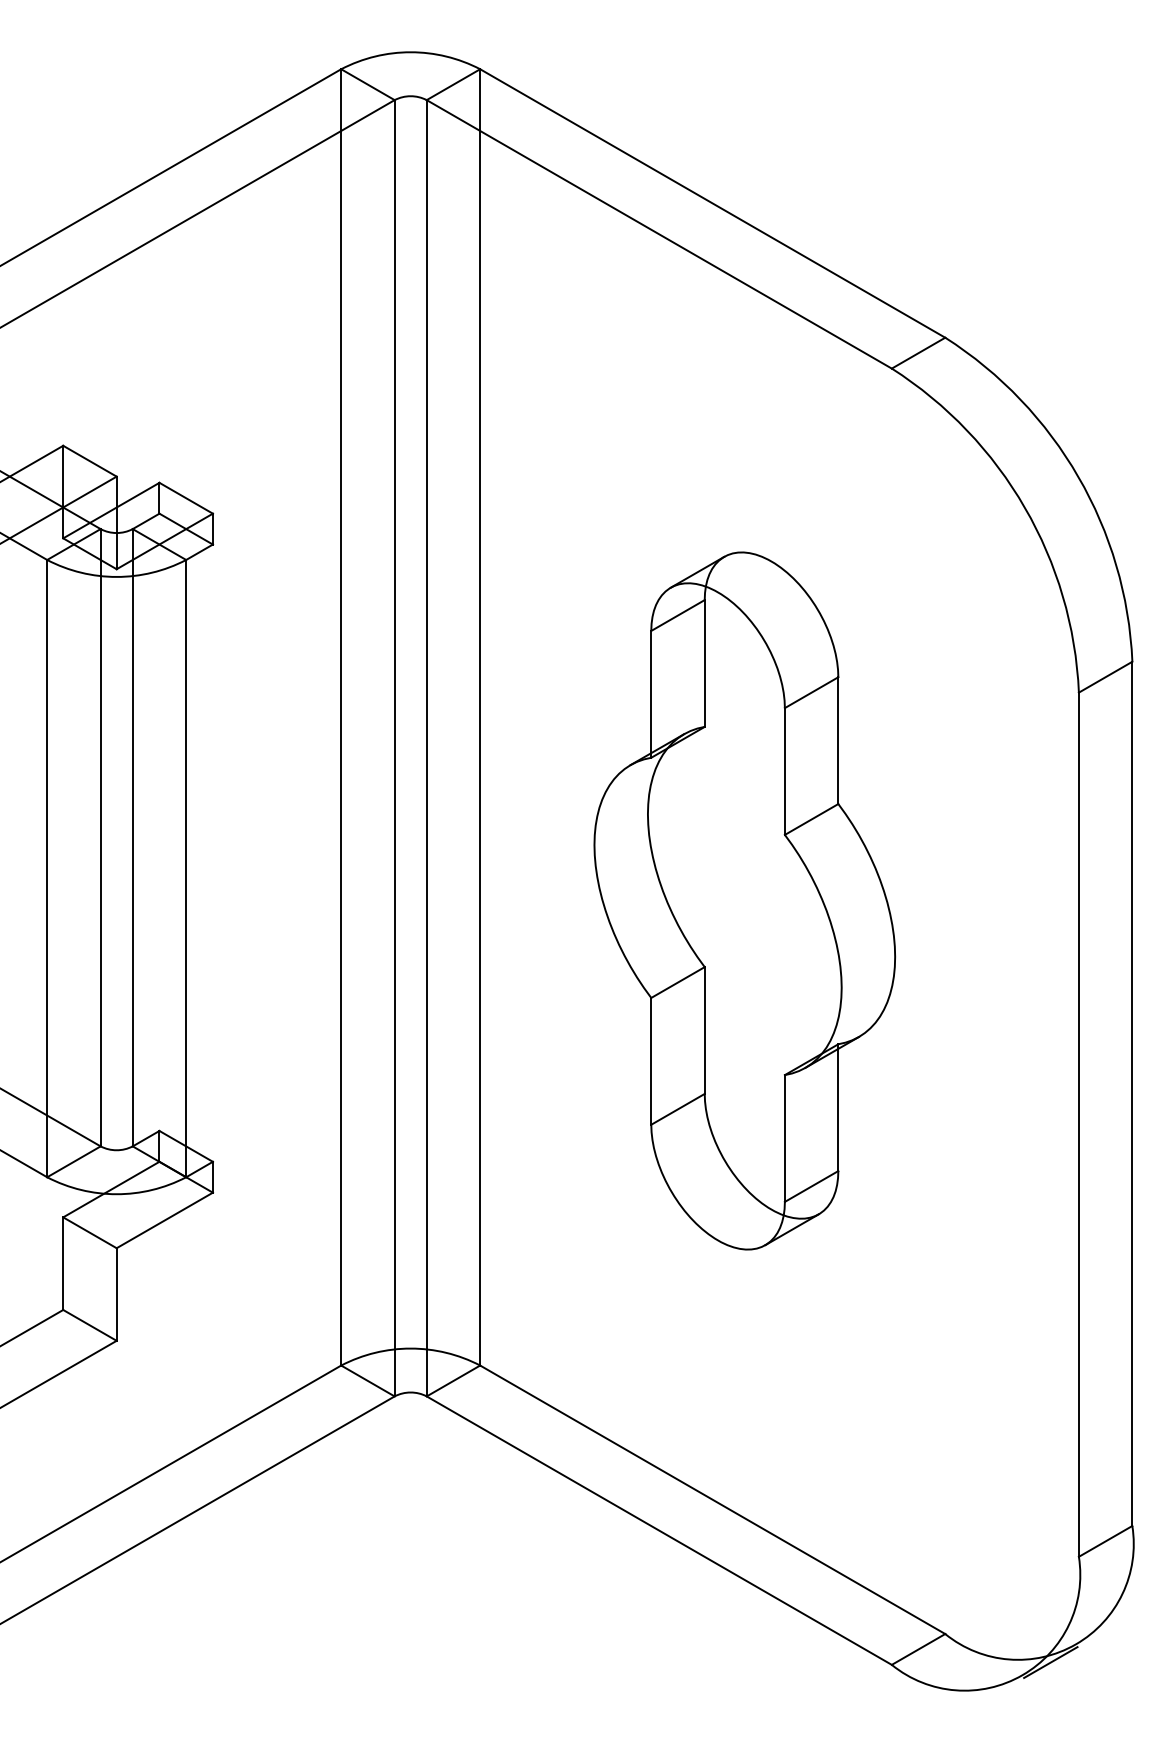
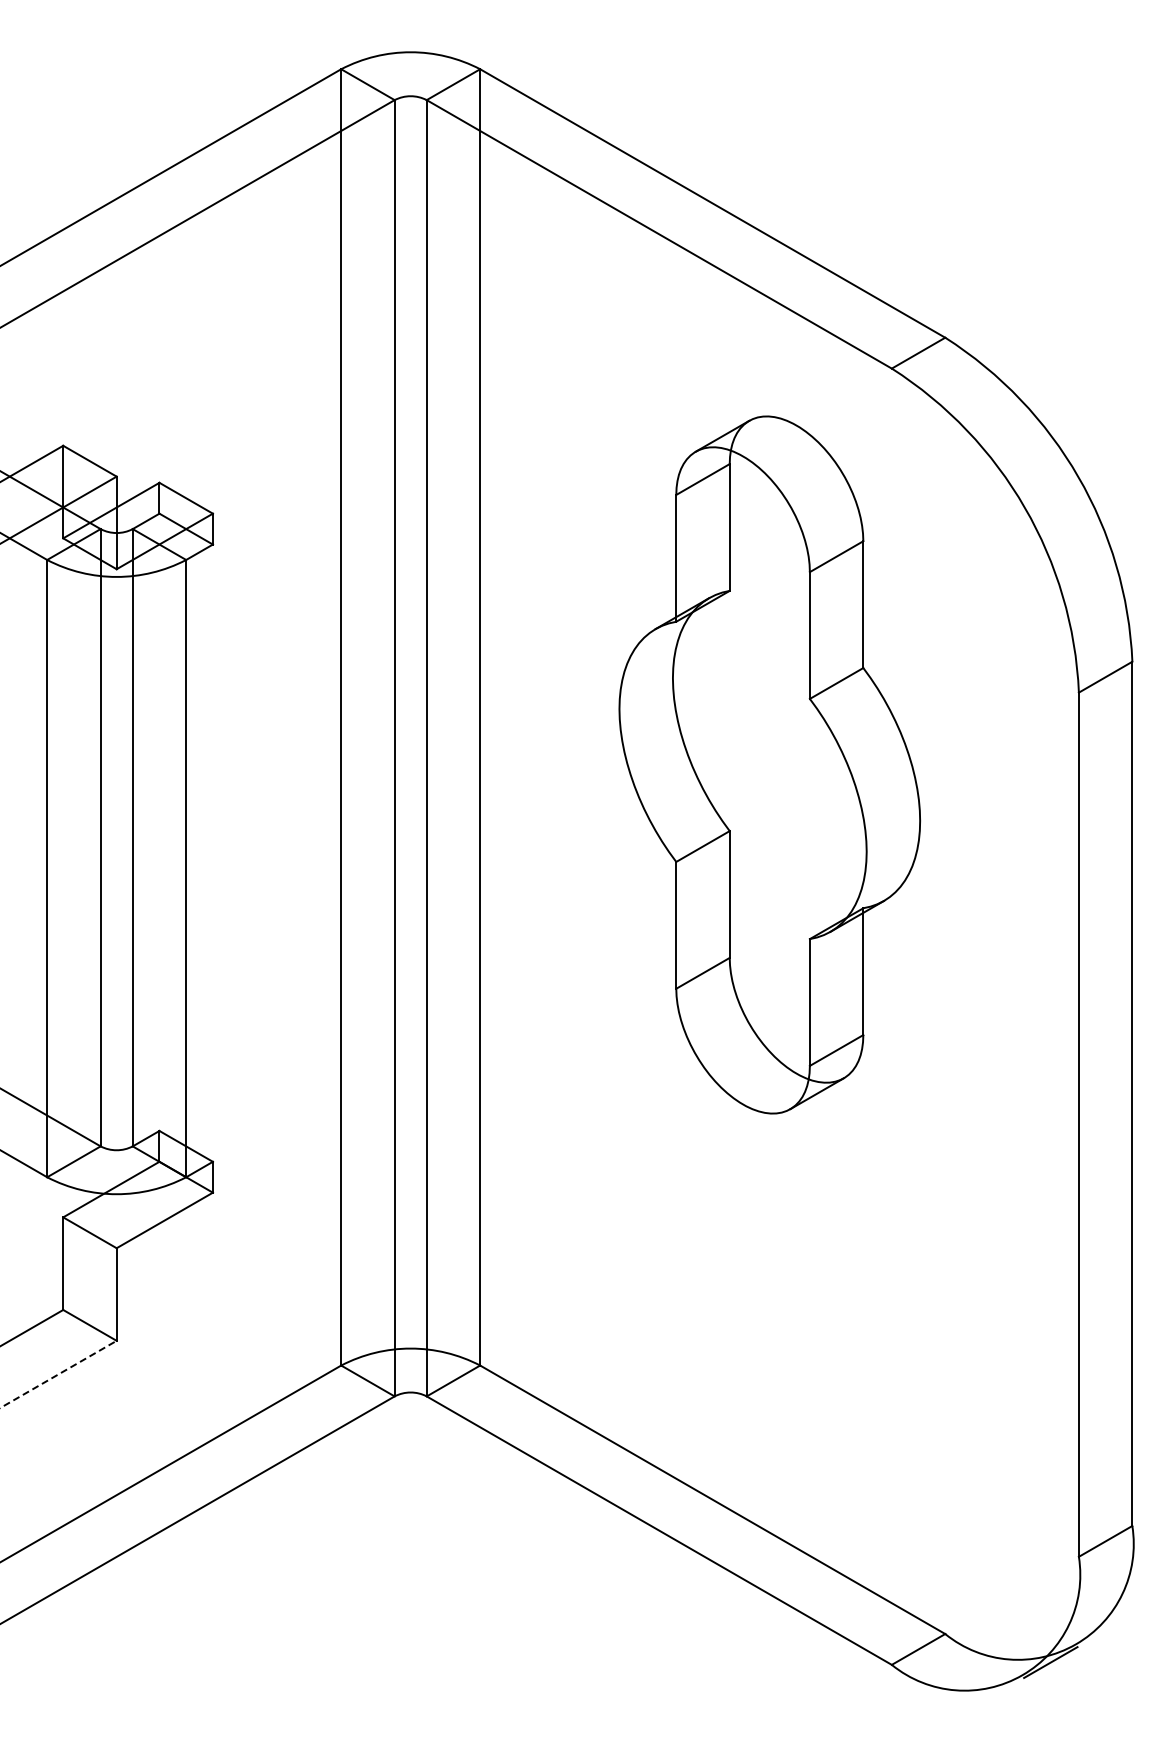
part position: (744, 900) -> (769, 764) (769, 764)
line: solid -> dashed (58, 1374)
